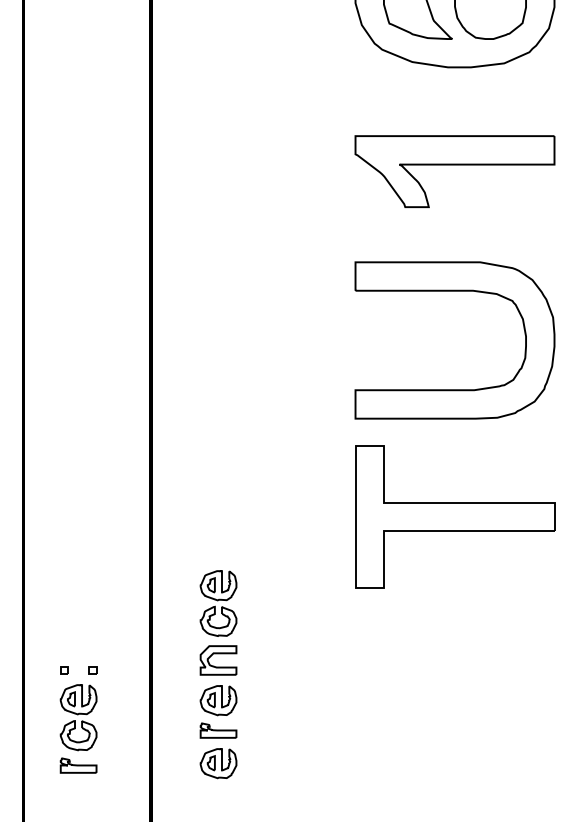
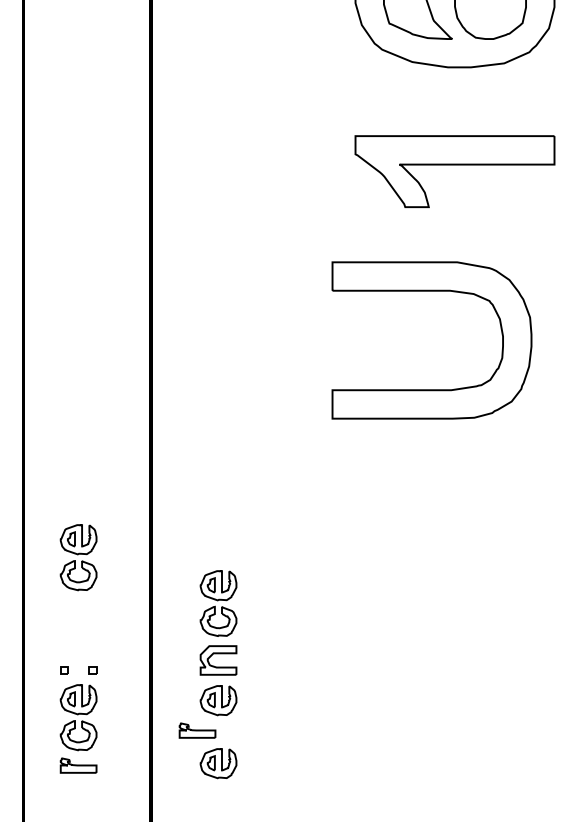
part position: (454, 291) -> (431, 291) (431, 291)
part: present -> none (455, 516)
part: none -> present (78, 557)
part position: (218, 730) -> (197, 730) (197, 730)
